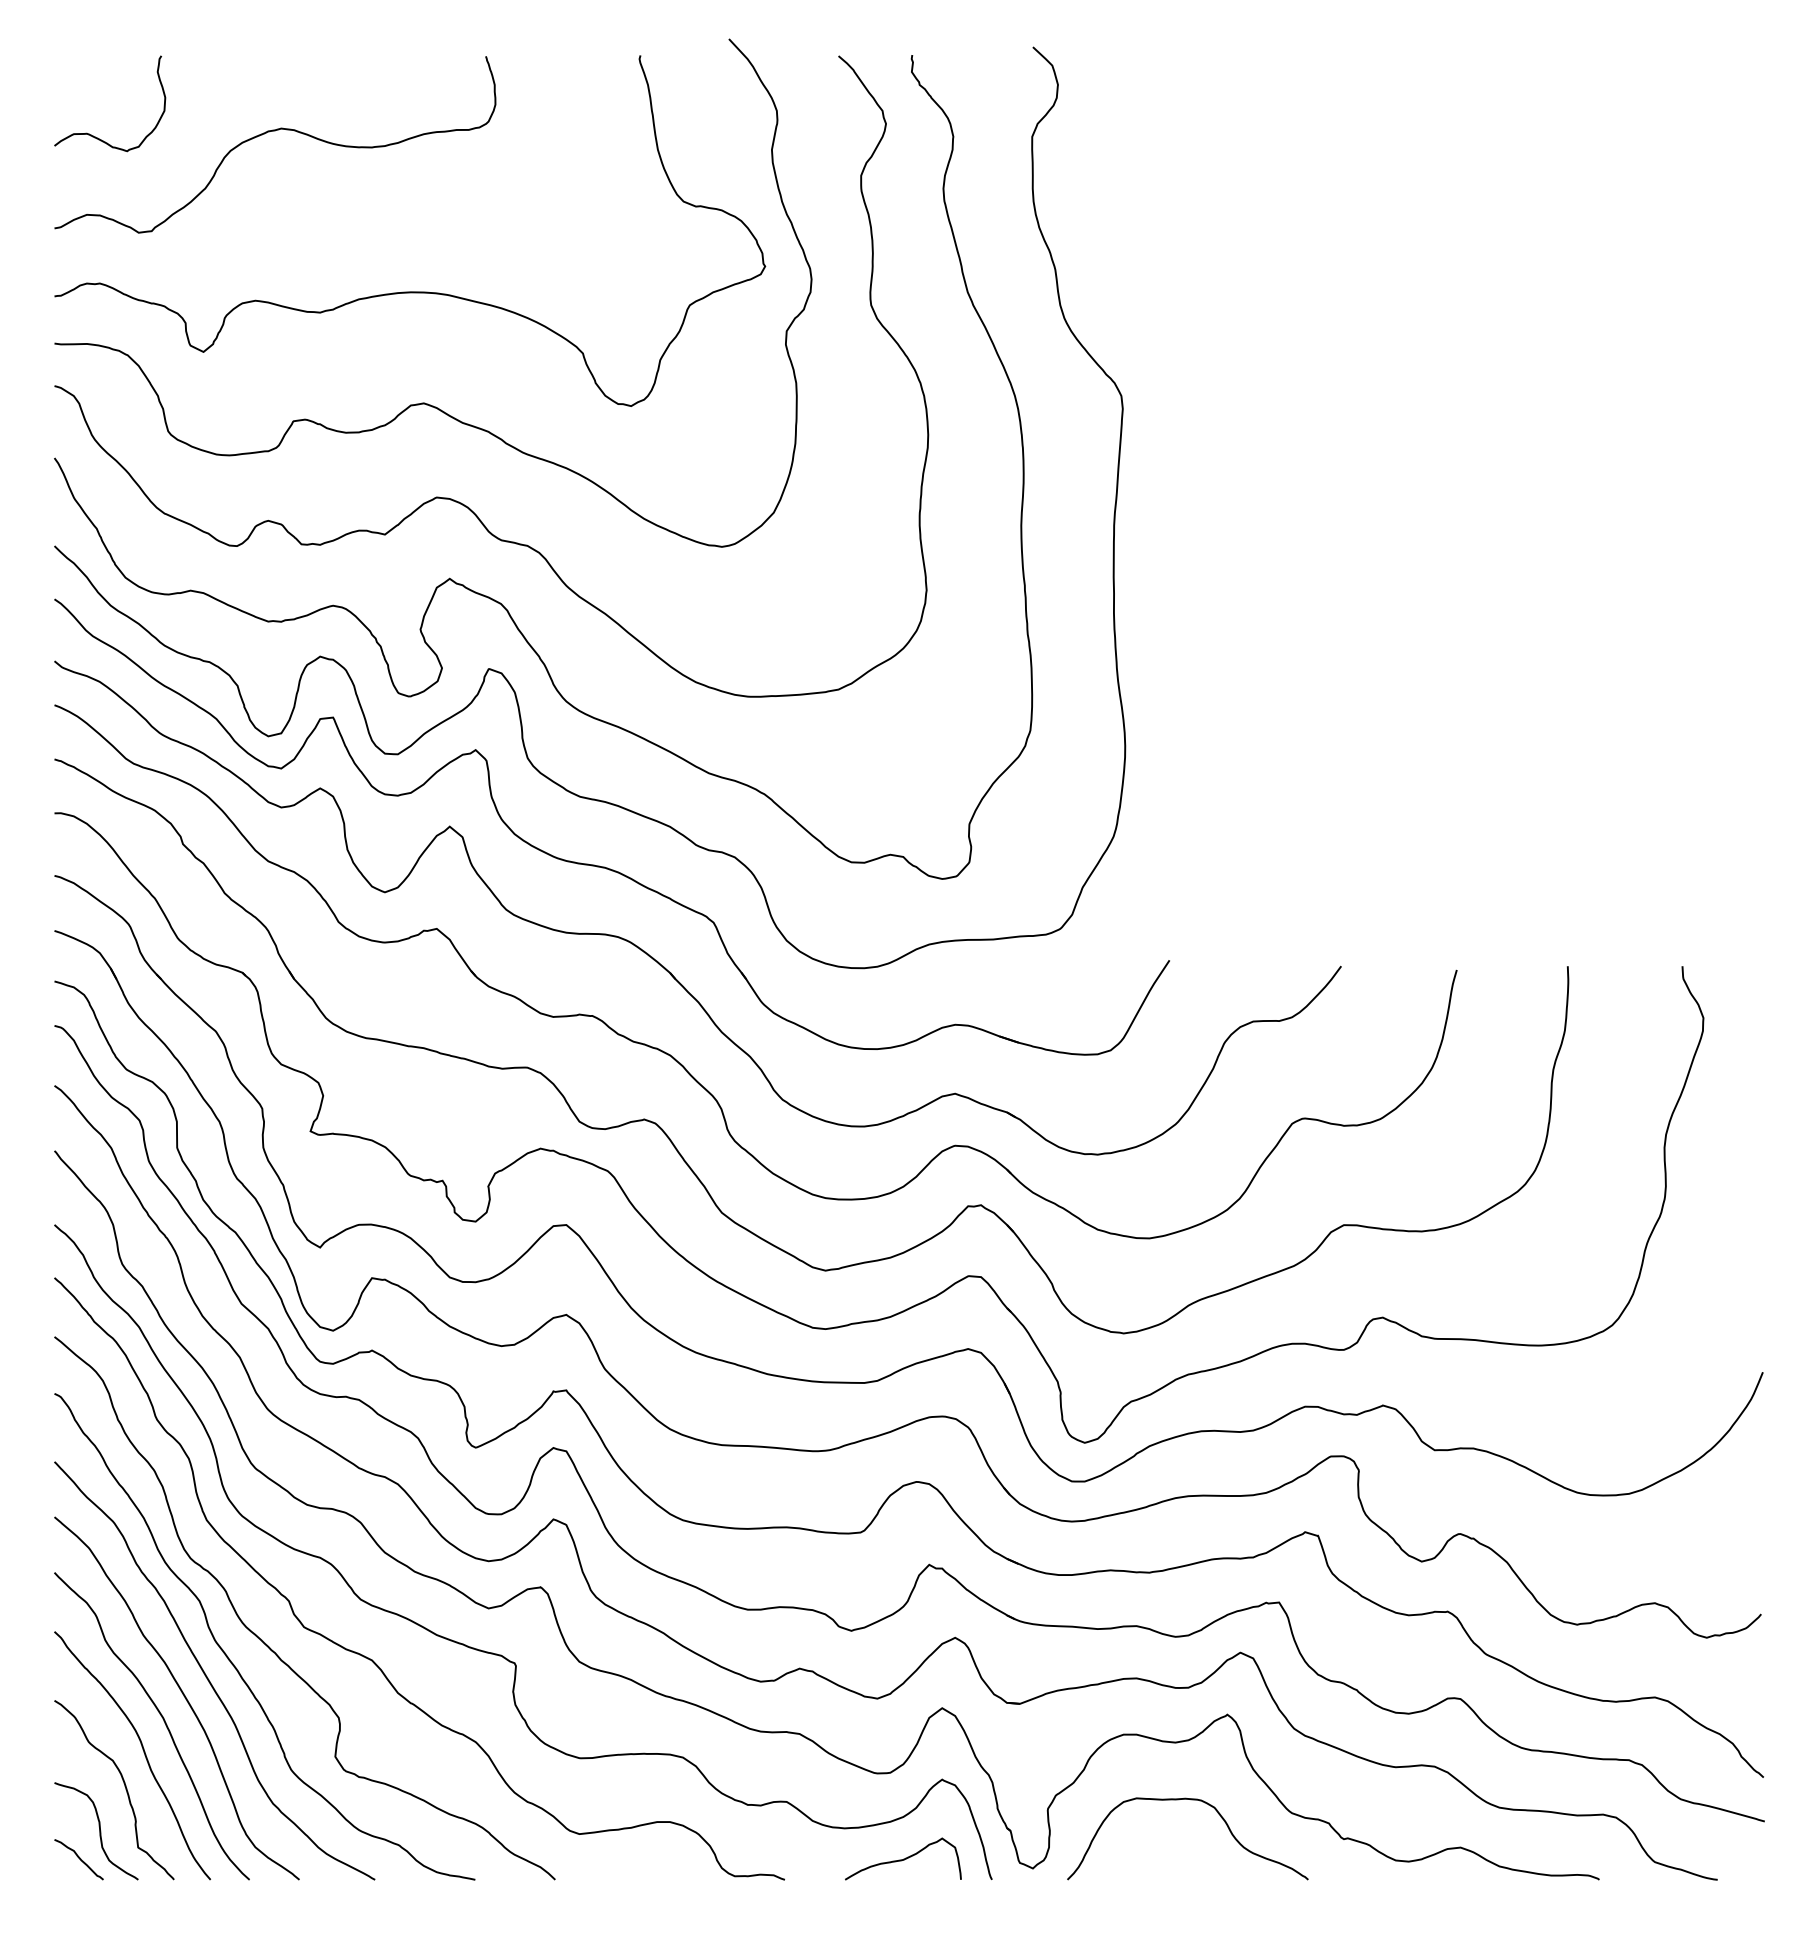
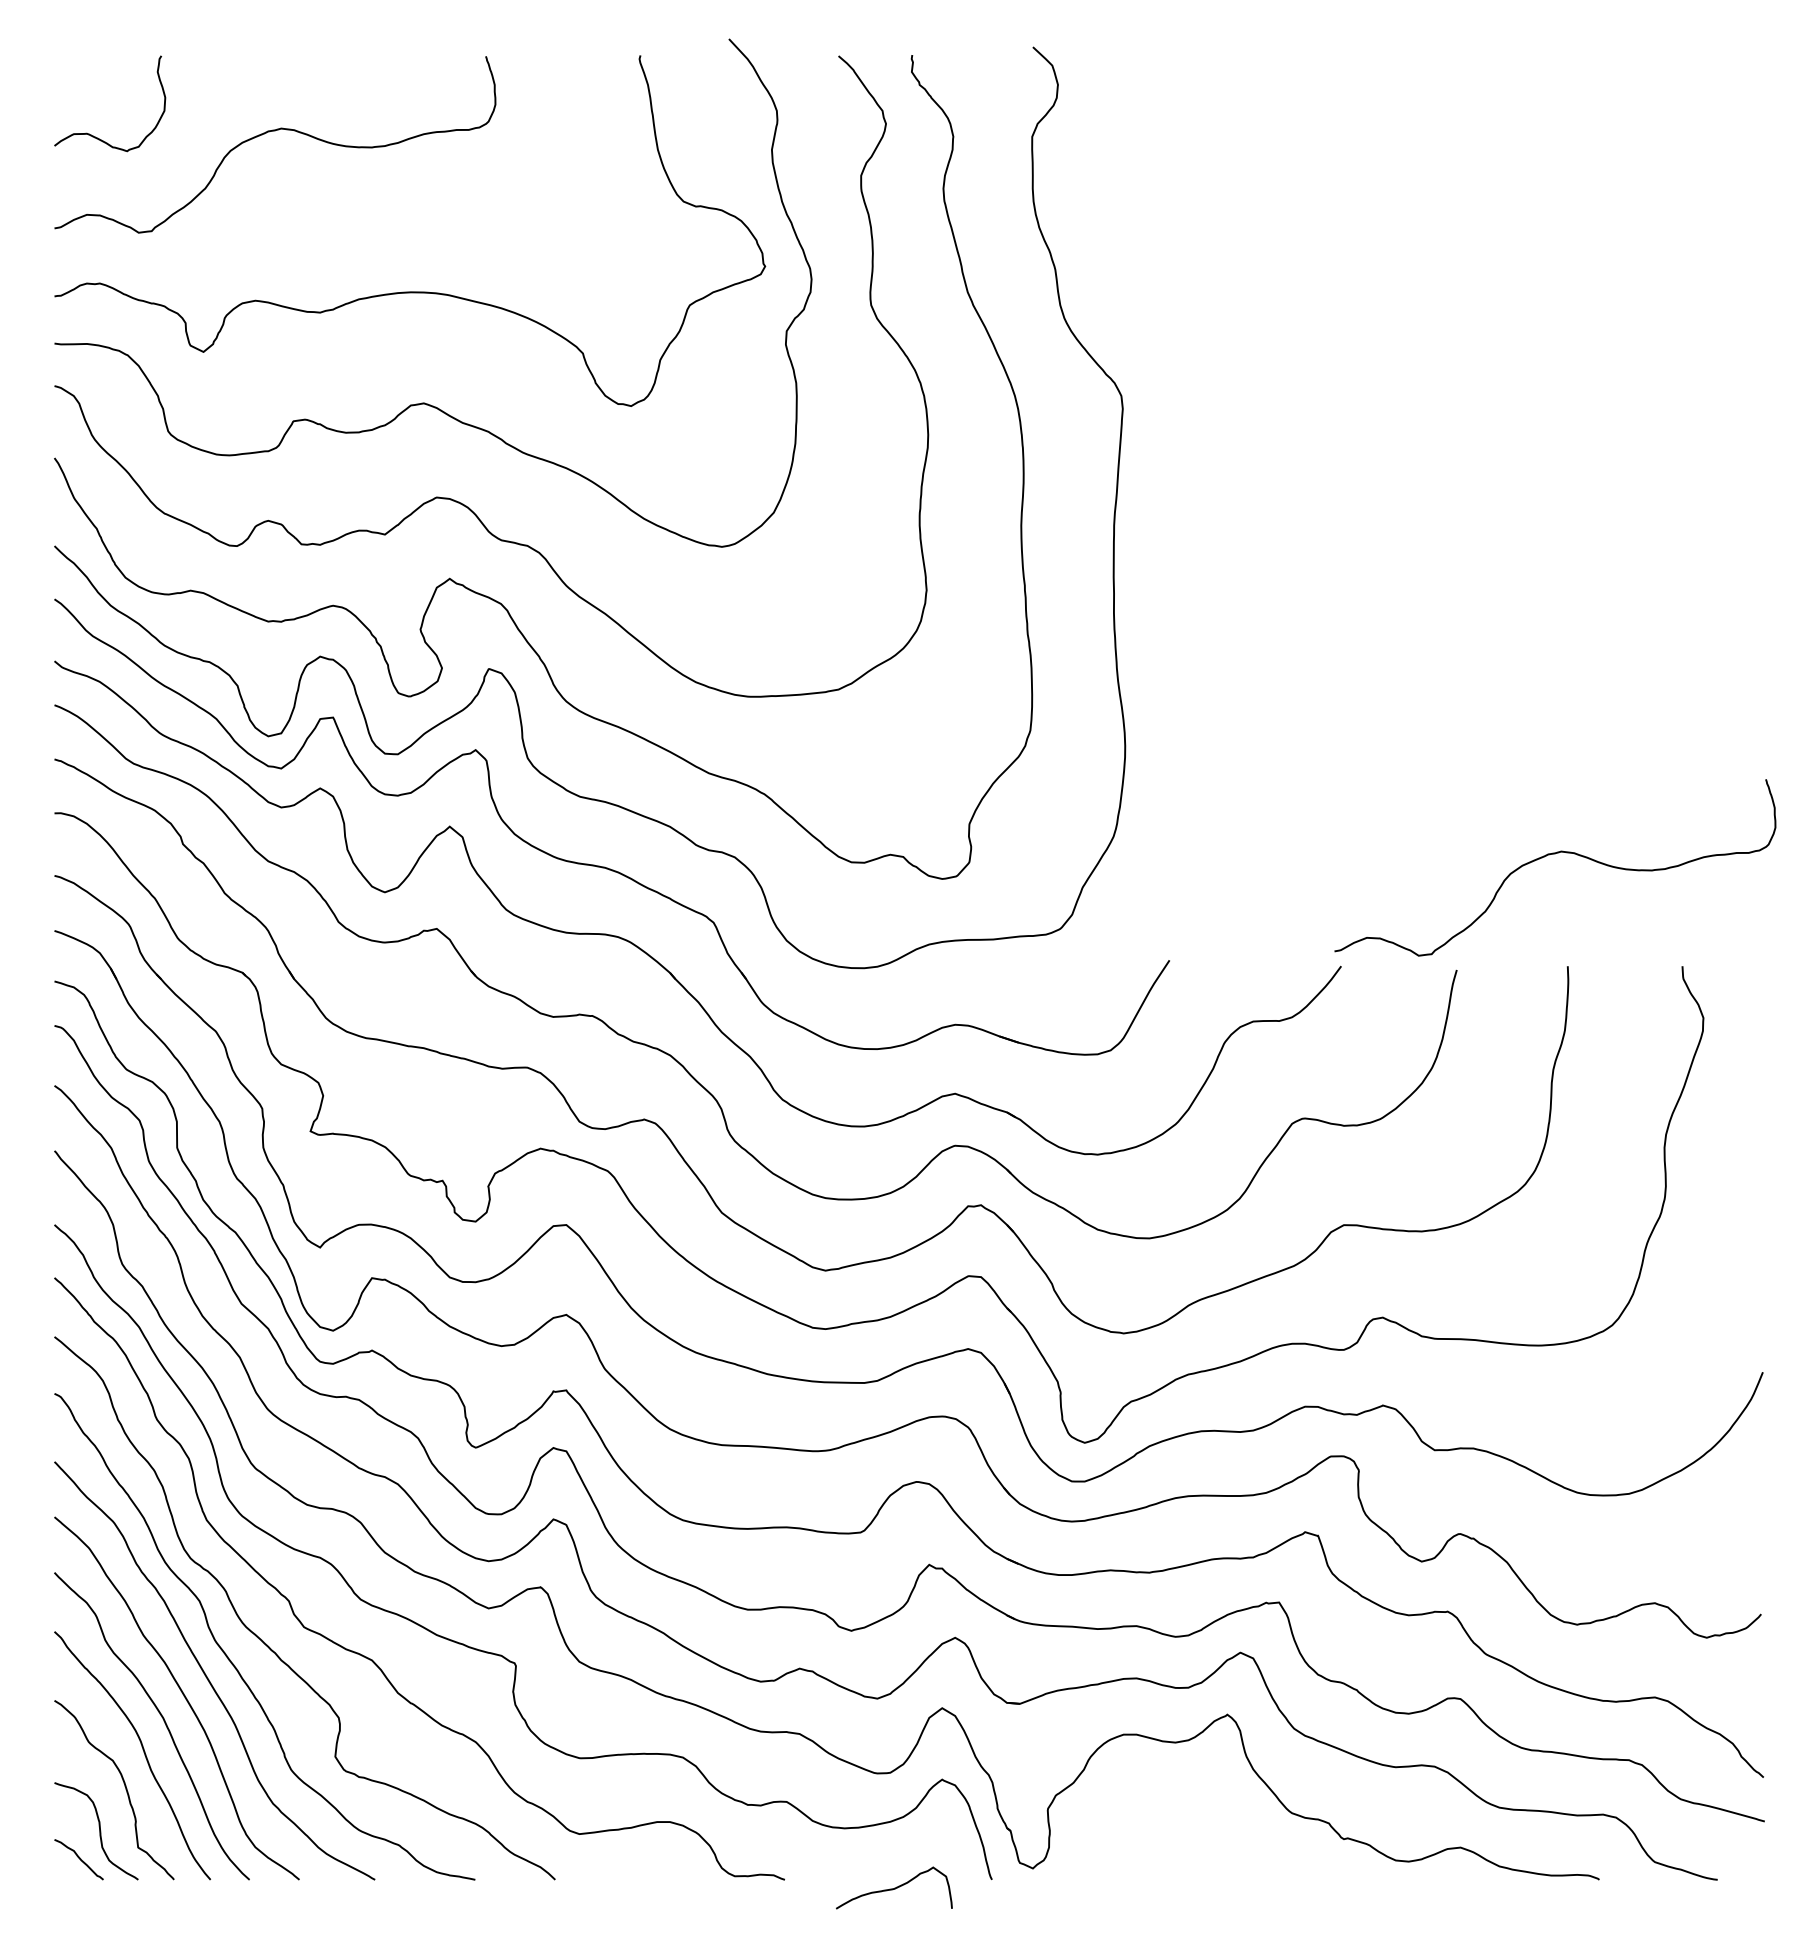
curve: none -> present (1555, 854)
curve: present -> none (1191, 1800)
curve position: (903, 1858) -> (894, 1887) (894, 1887)
